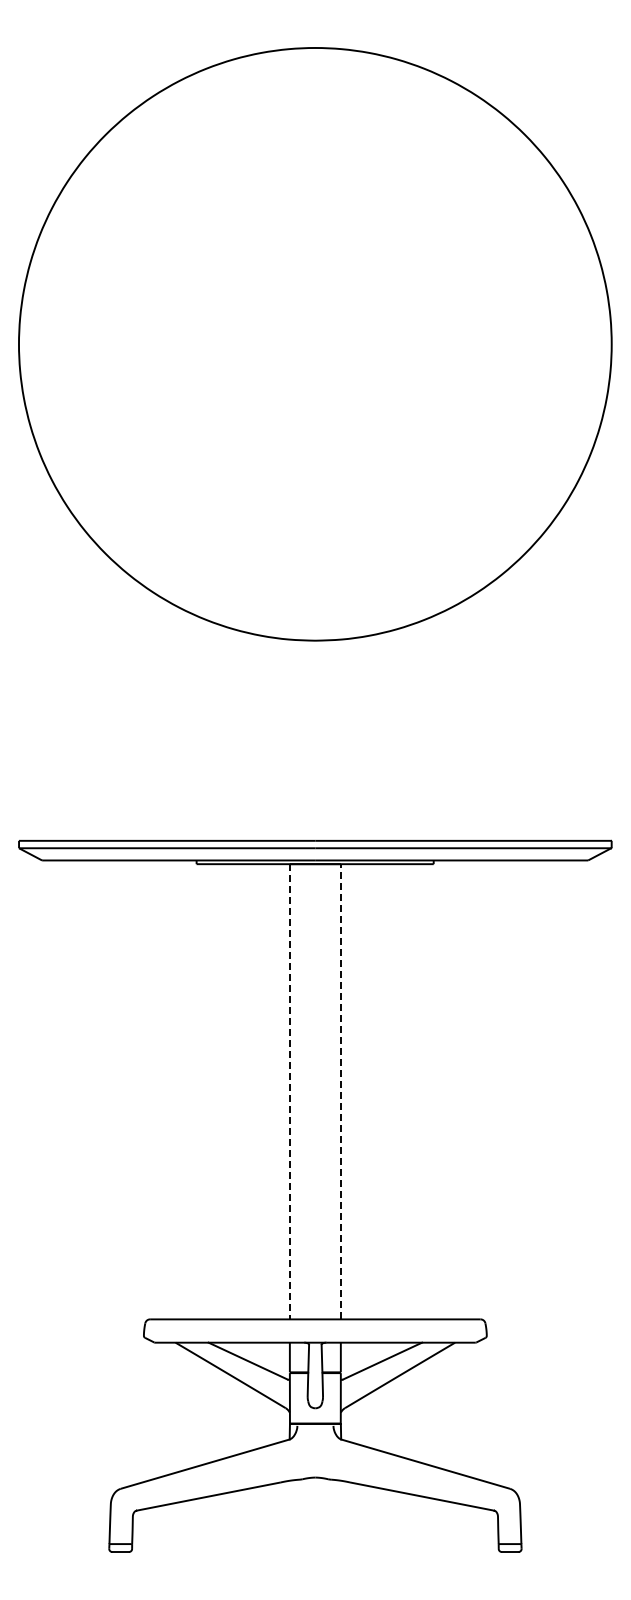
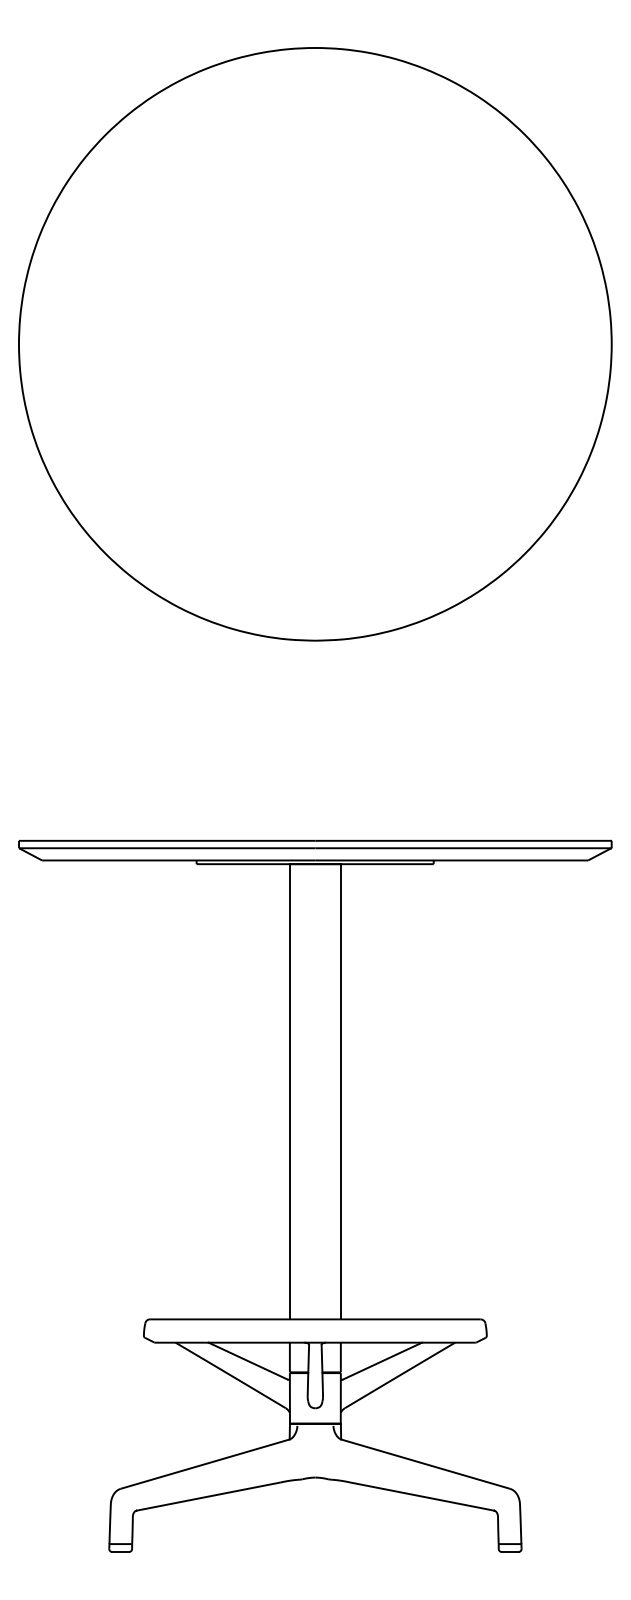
line: dashed -> solid (289, 1091)
line: dashed -> solid (340, 1091)
